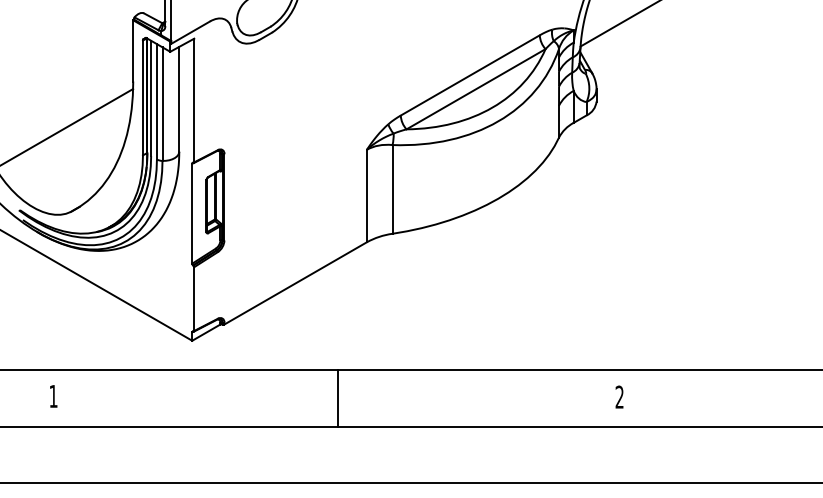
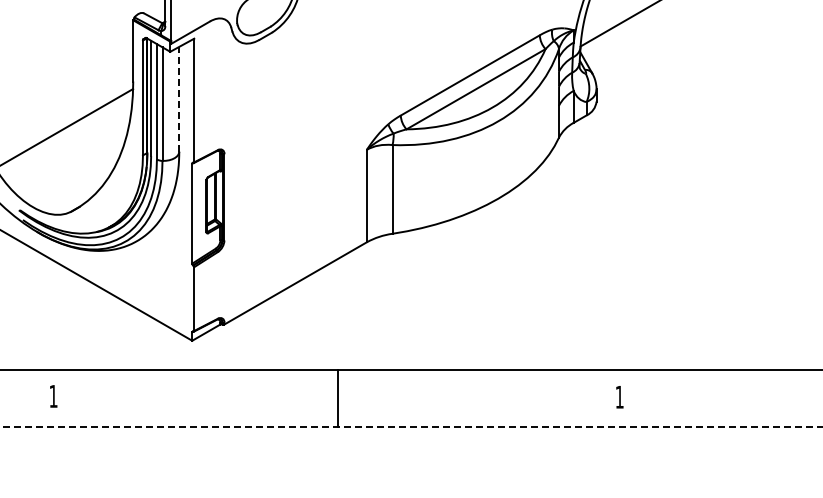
line: solid -> dashed (179, 98)
text: 2 -> 1 (619, 396)
line: solid -> dashed (411, 426)
line: present -> none (410, 483)
